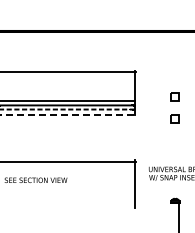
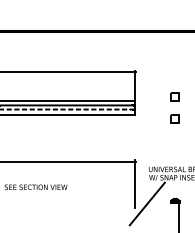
line: dashed -> solid (67, 115)
text position: (35, 179) -> (35, 186) (35, 186)
line: none -> present (146, 203)
